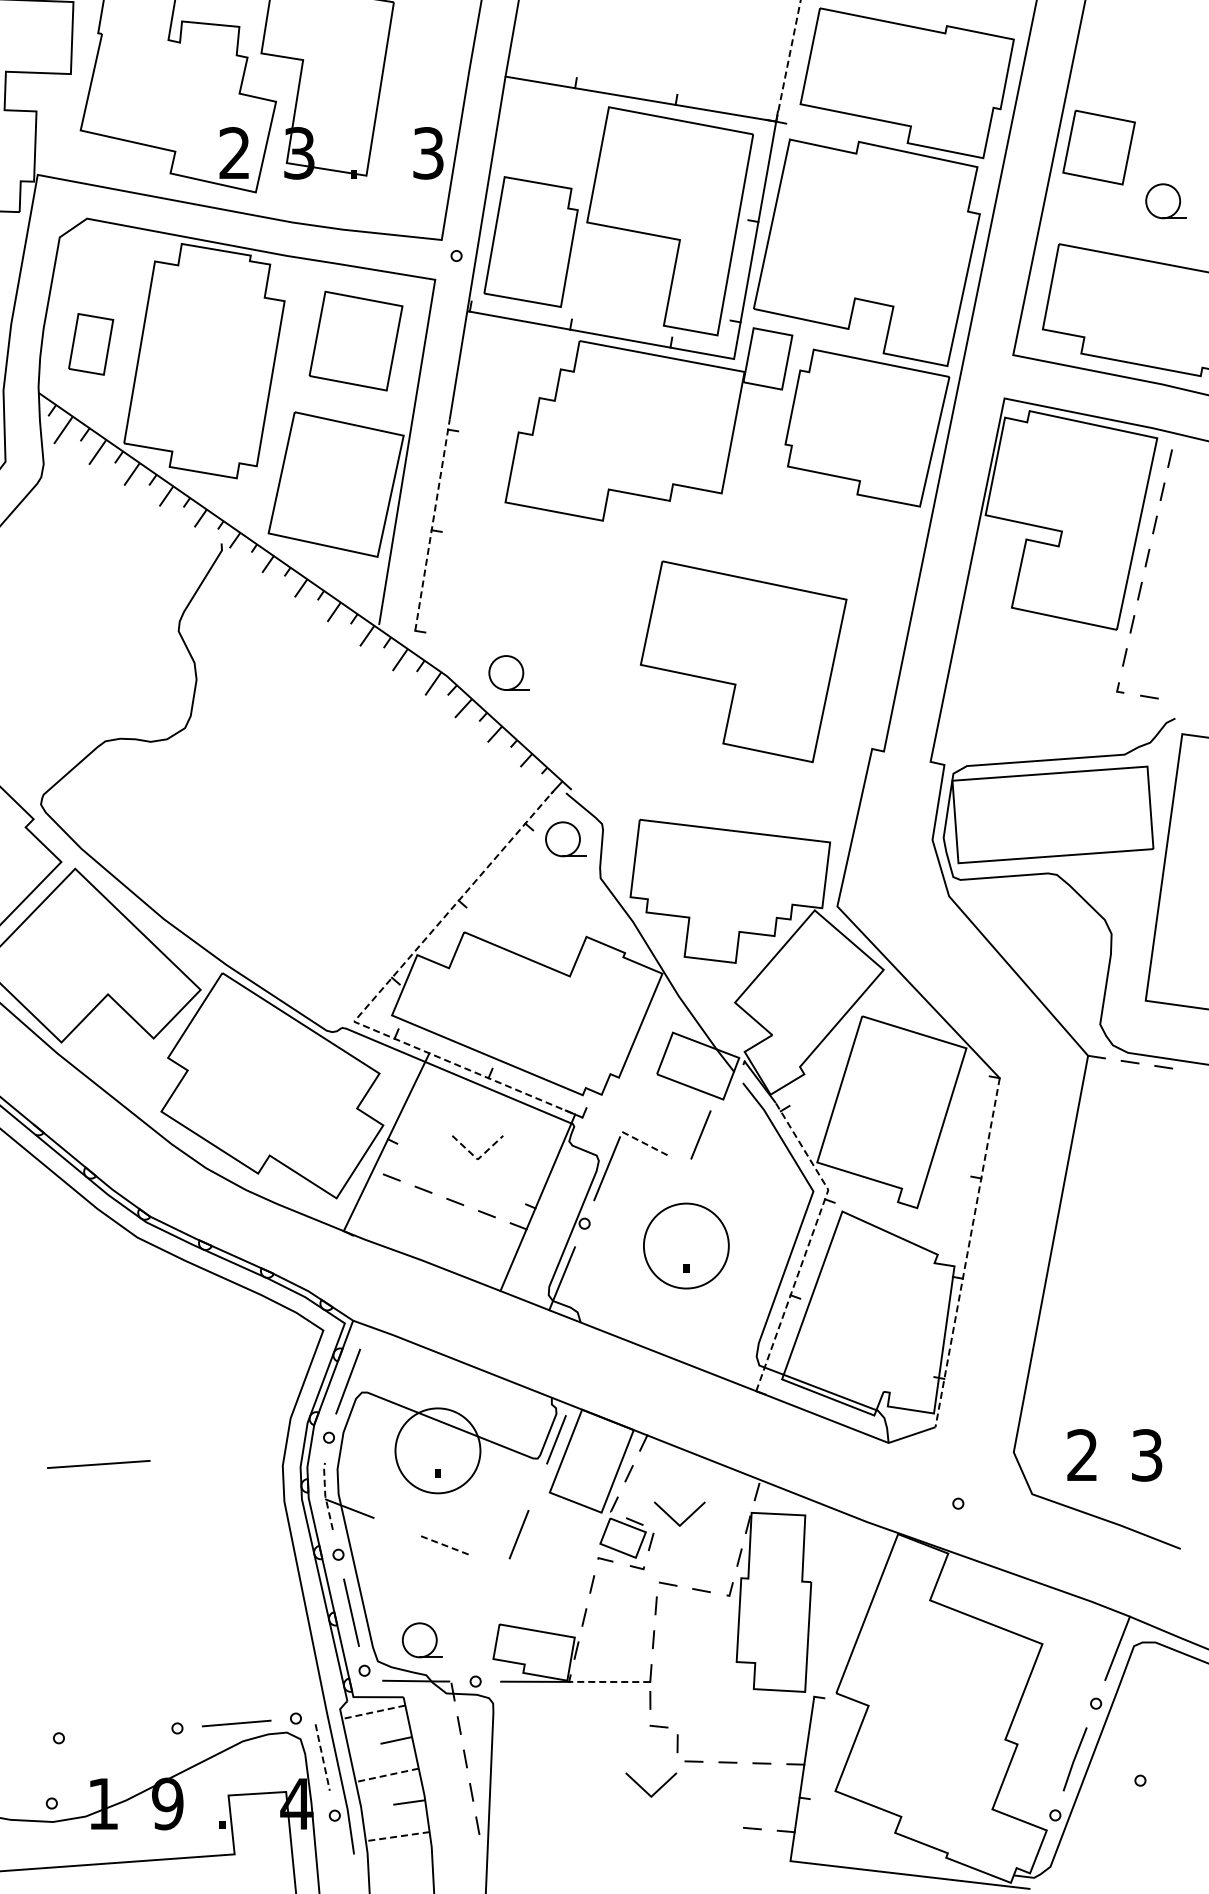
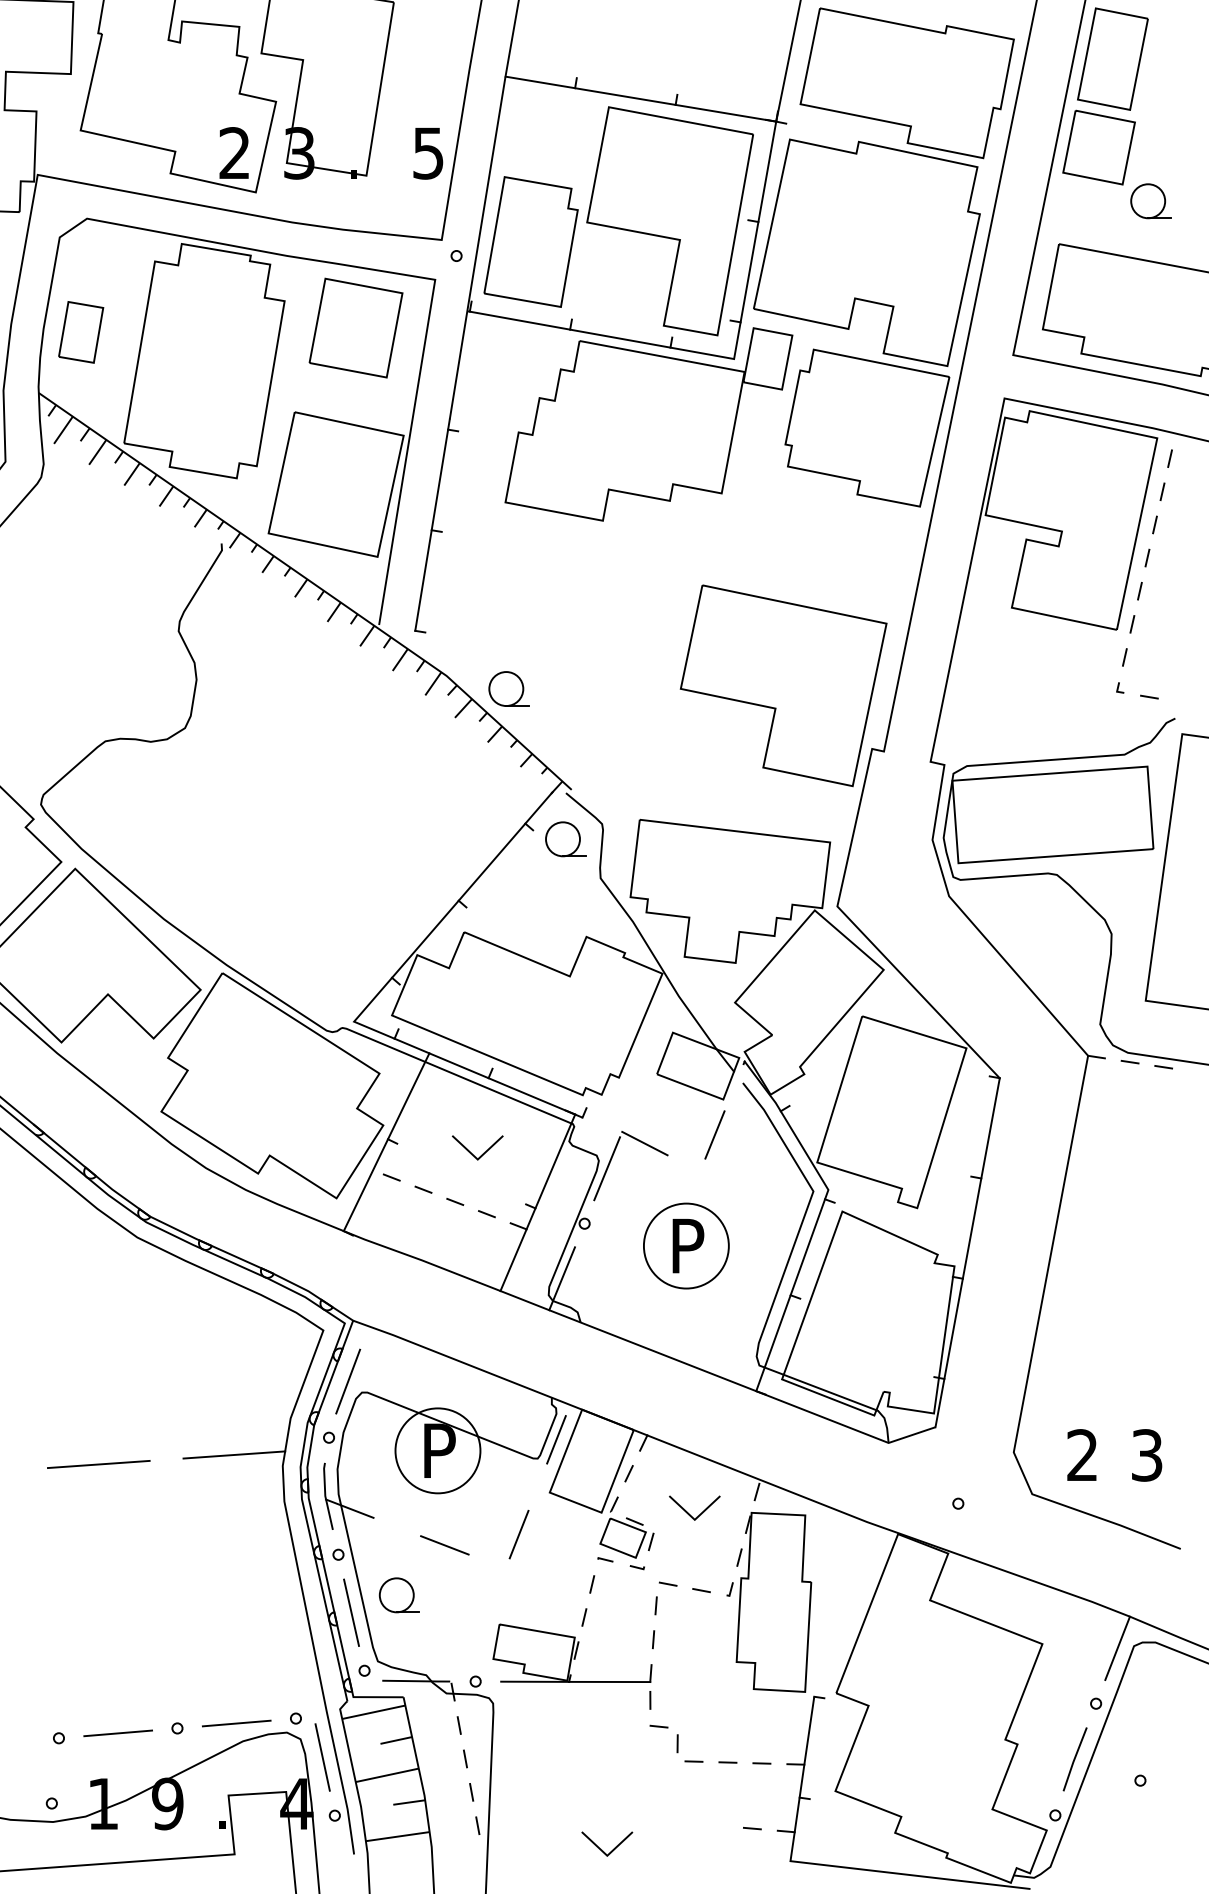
part: none -> present (1112, 58)
line: dashed -> solid (788, 61)
text: 3 -> 5 (428, 153)
part position: (1165, 201) -> (1150, 201) (1150, 201)
part position: (355, 340) -> (355, 327) (355, 327)
part position: (91, 344) -> (81, 332) (81, 332)
line: dashed -> solid (432, 524)
part position: (743, 661) -> (783, 685) (783, 685)
part position: (508, 672) -> (508, 688) (508, 688)
line: dashed -> solid (371, 1001)
line position: (700, 1134) -> (714, 1134) (714, 1134)
line: dashed -> solid (645, 1143)
line: dashed -> solid (477, 1159)
line: dashed -> solid (809, 1241)
text: . -> P (688, 1245)
line: dashed -> solid (967, 1253)
text: . -> P (439, 1450)
line: none -> present (234, 1454)
line: dashed -> solid (325, 1496)
line position: (673, 1518) -> (688, 1512) (688, 1512)
line: dashed -> solid (445, 1545)
part position: (421, 1640) -> (398, 1595) (398, 1595)
line: dashed -> solid (609, 1681)
line: dashed -> solid (373, 1712)
line: none -> present (117, 1733)
line: dashed -> solid (322, 1757)
line: dashed -> solid (386, 1775)
line position: (657, 1789) -> (613, 1848) (613, 1848)
line: dashed -> solid (397, 1836)
